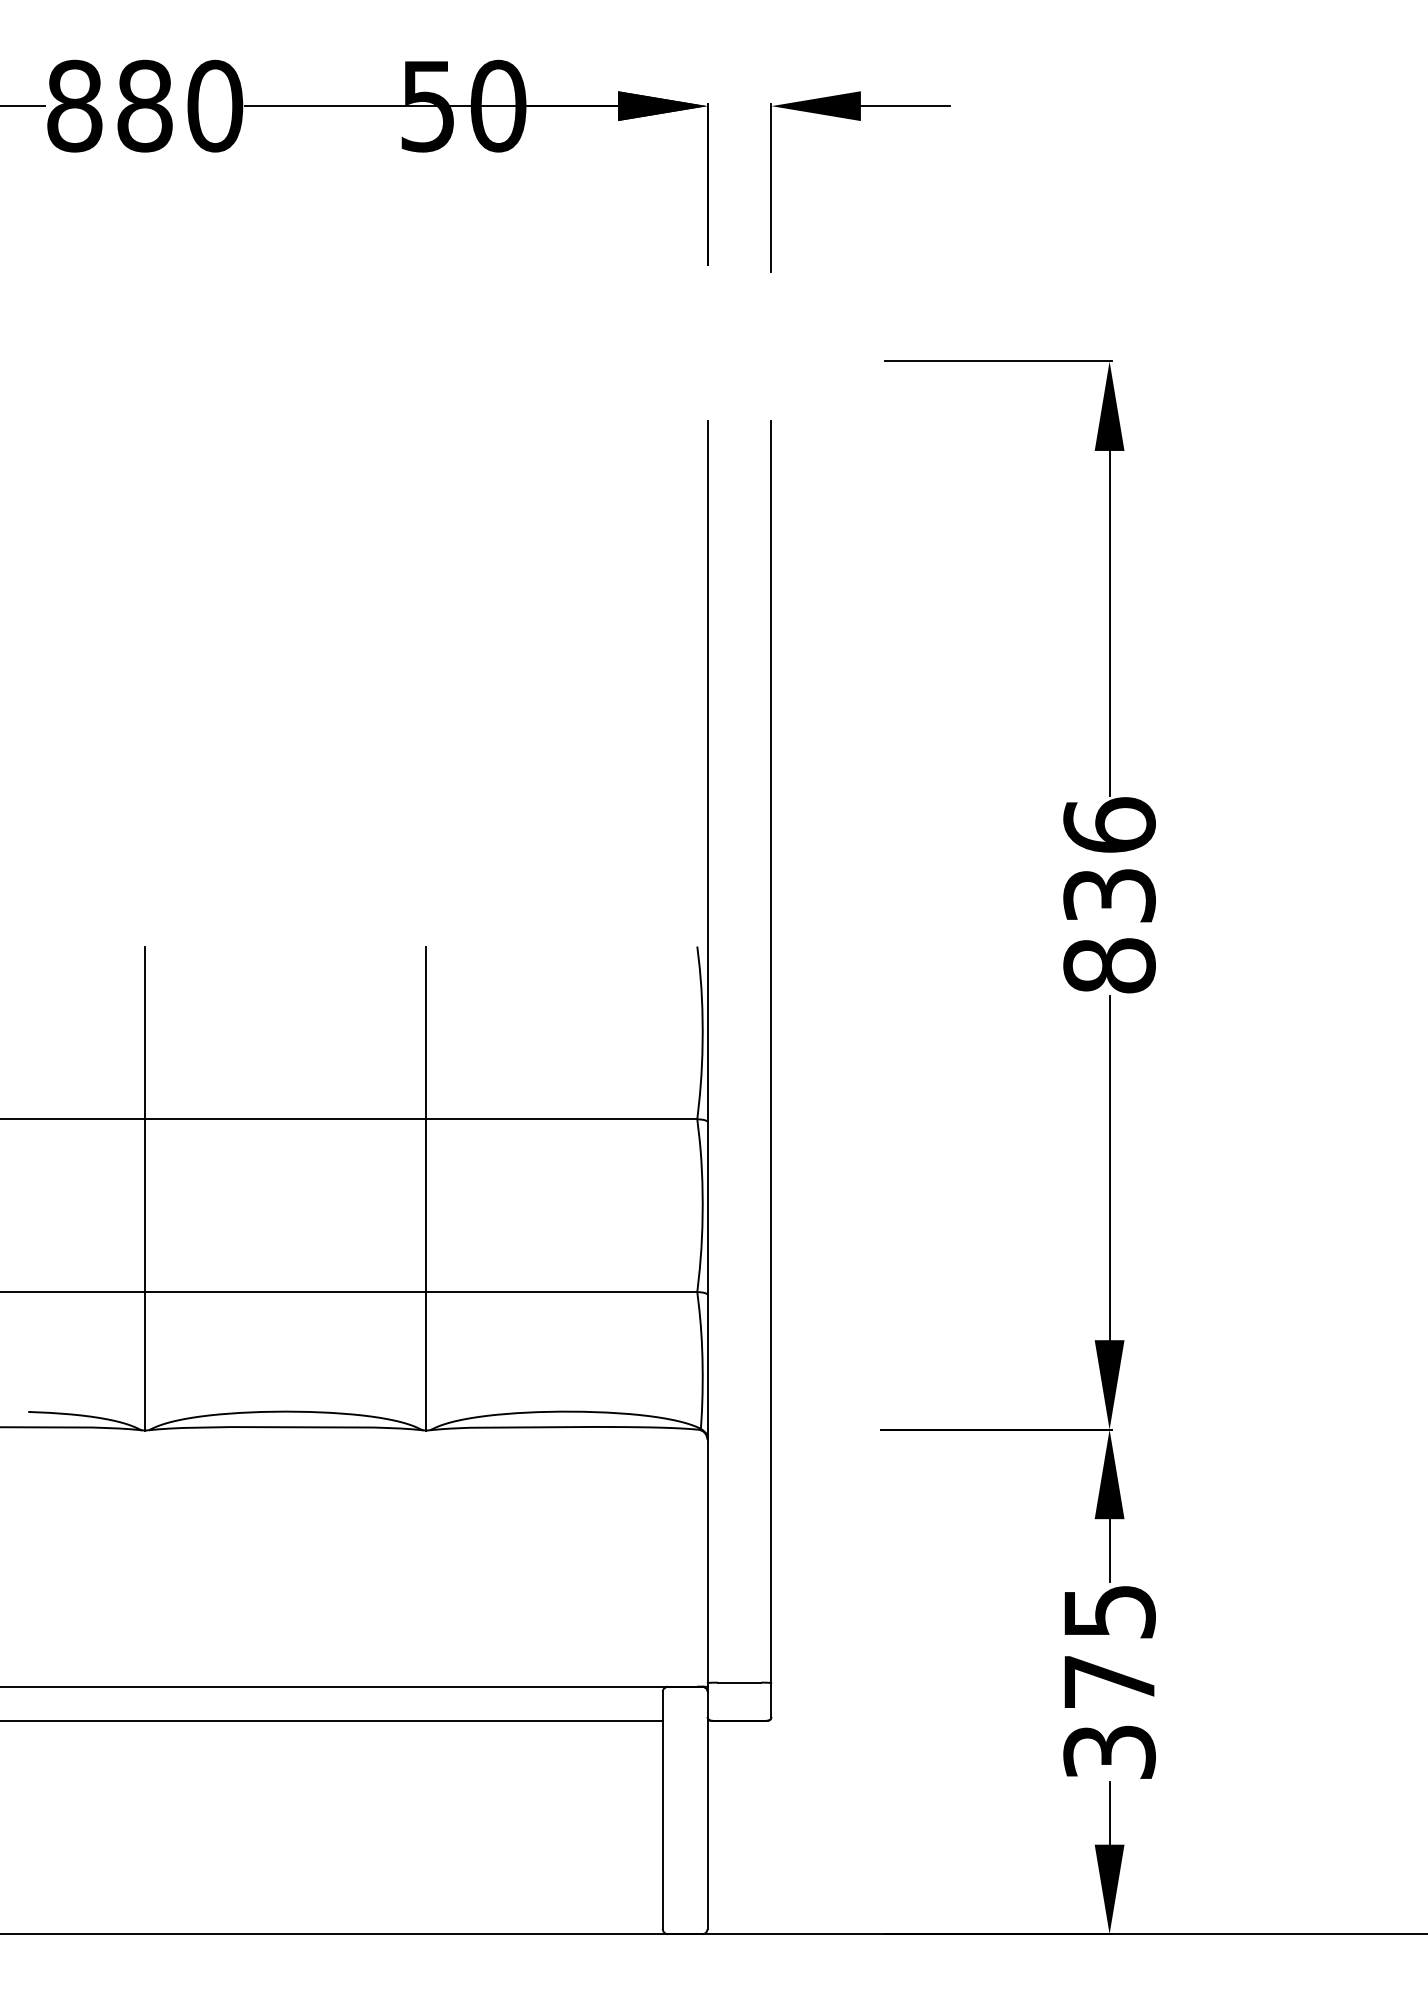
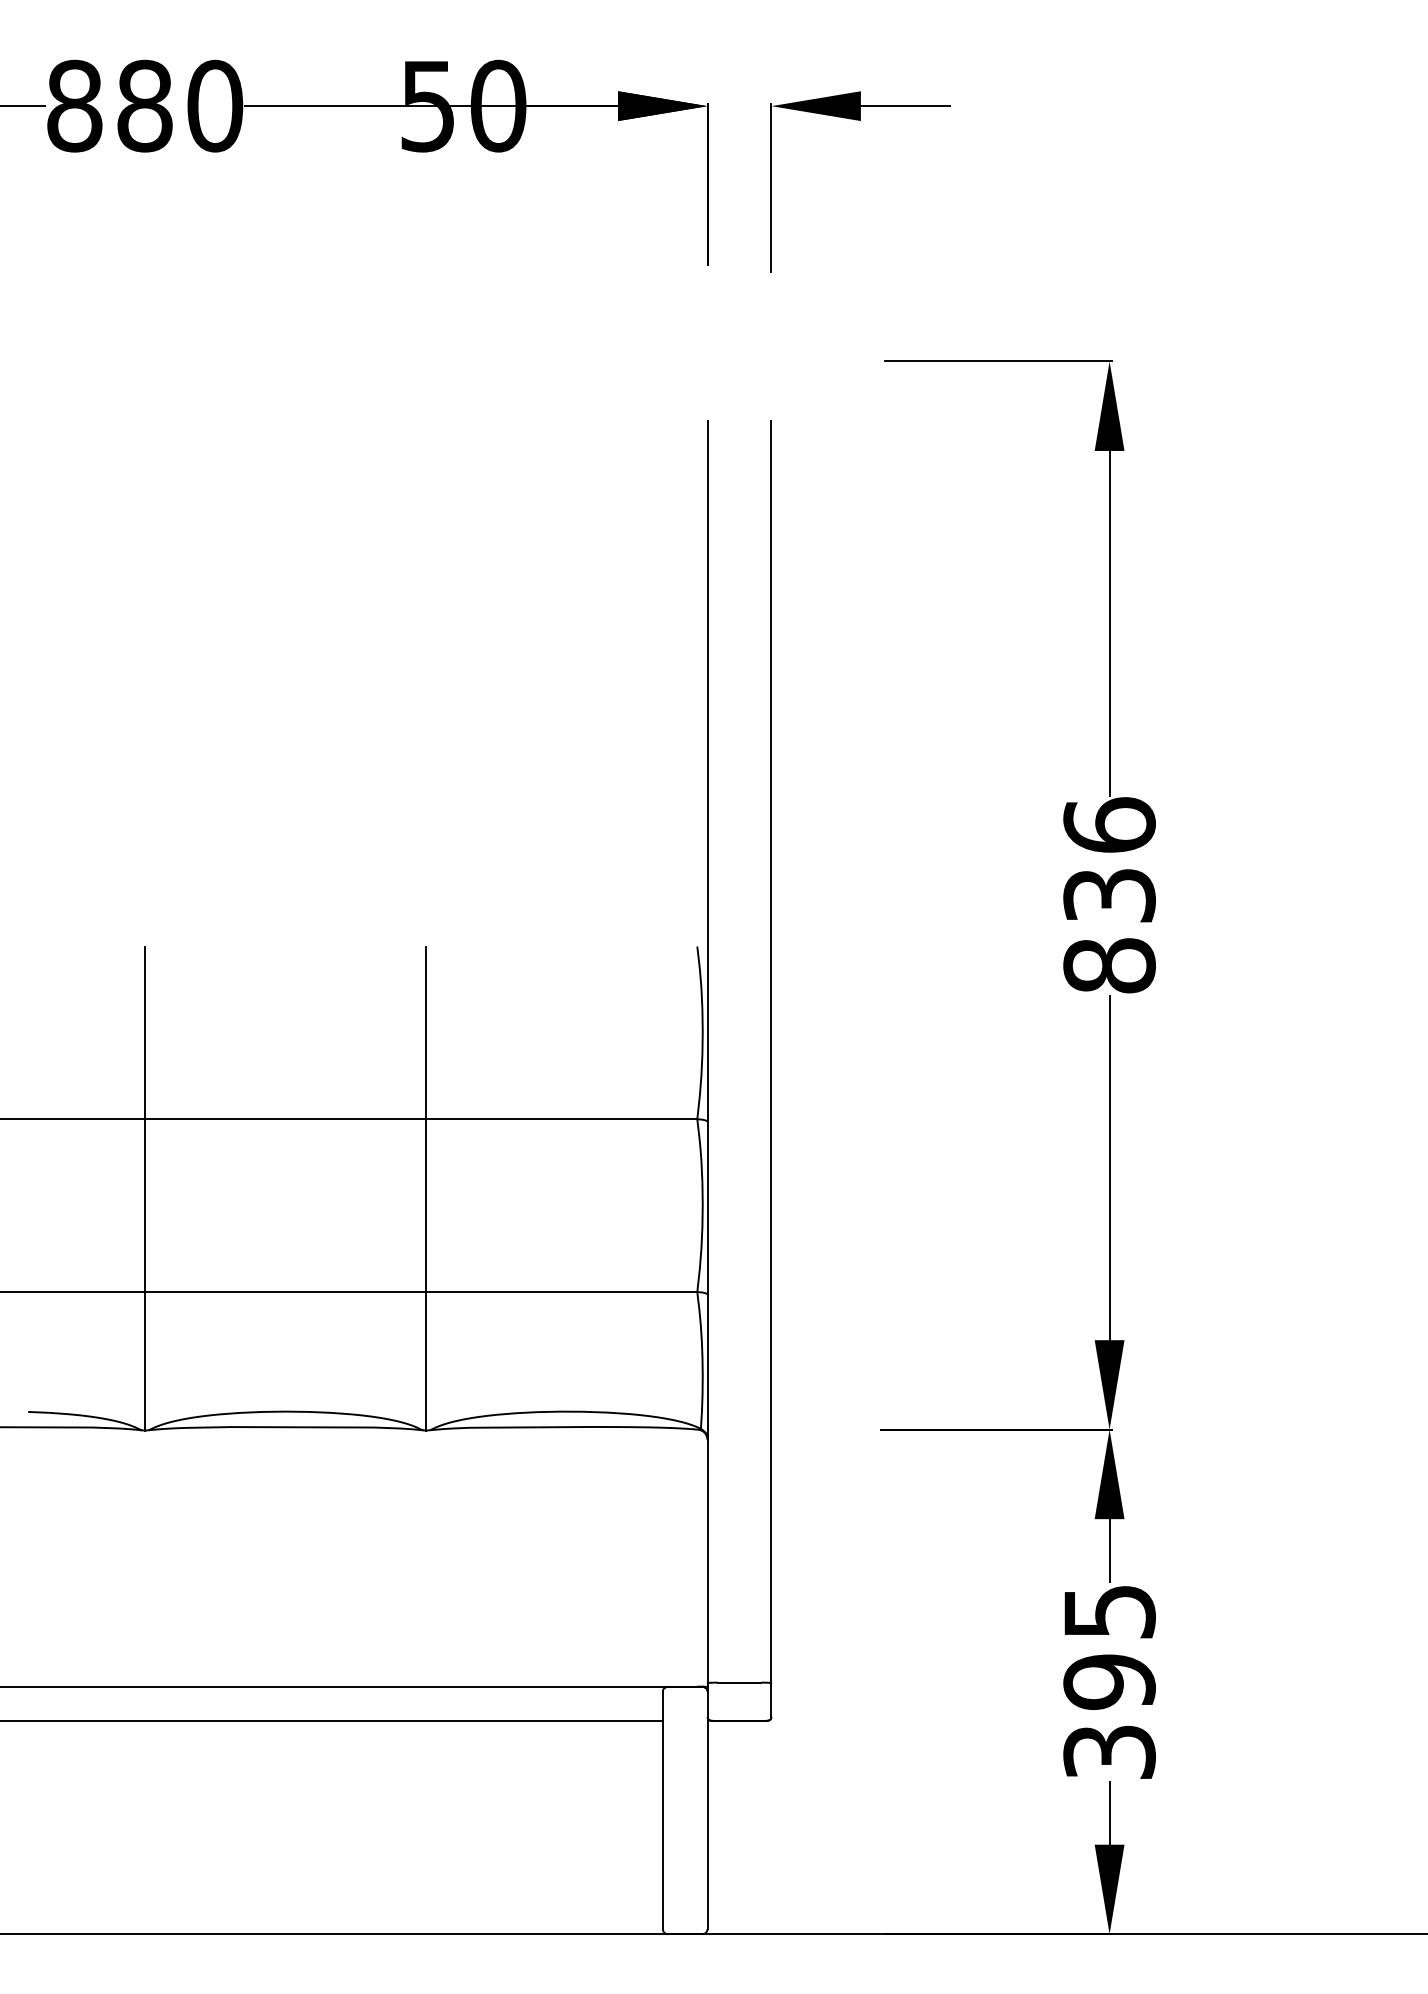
text: 375 -> 395 (1109, 1681)
